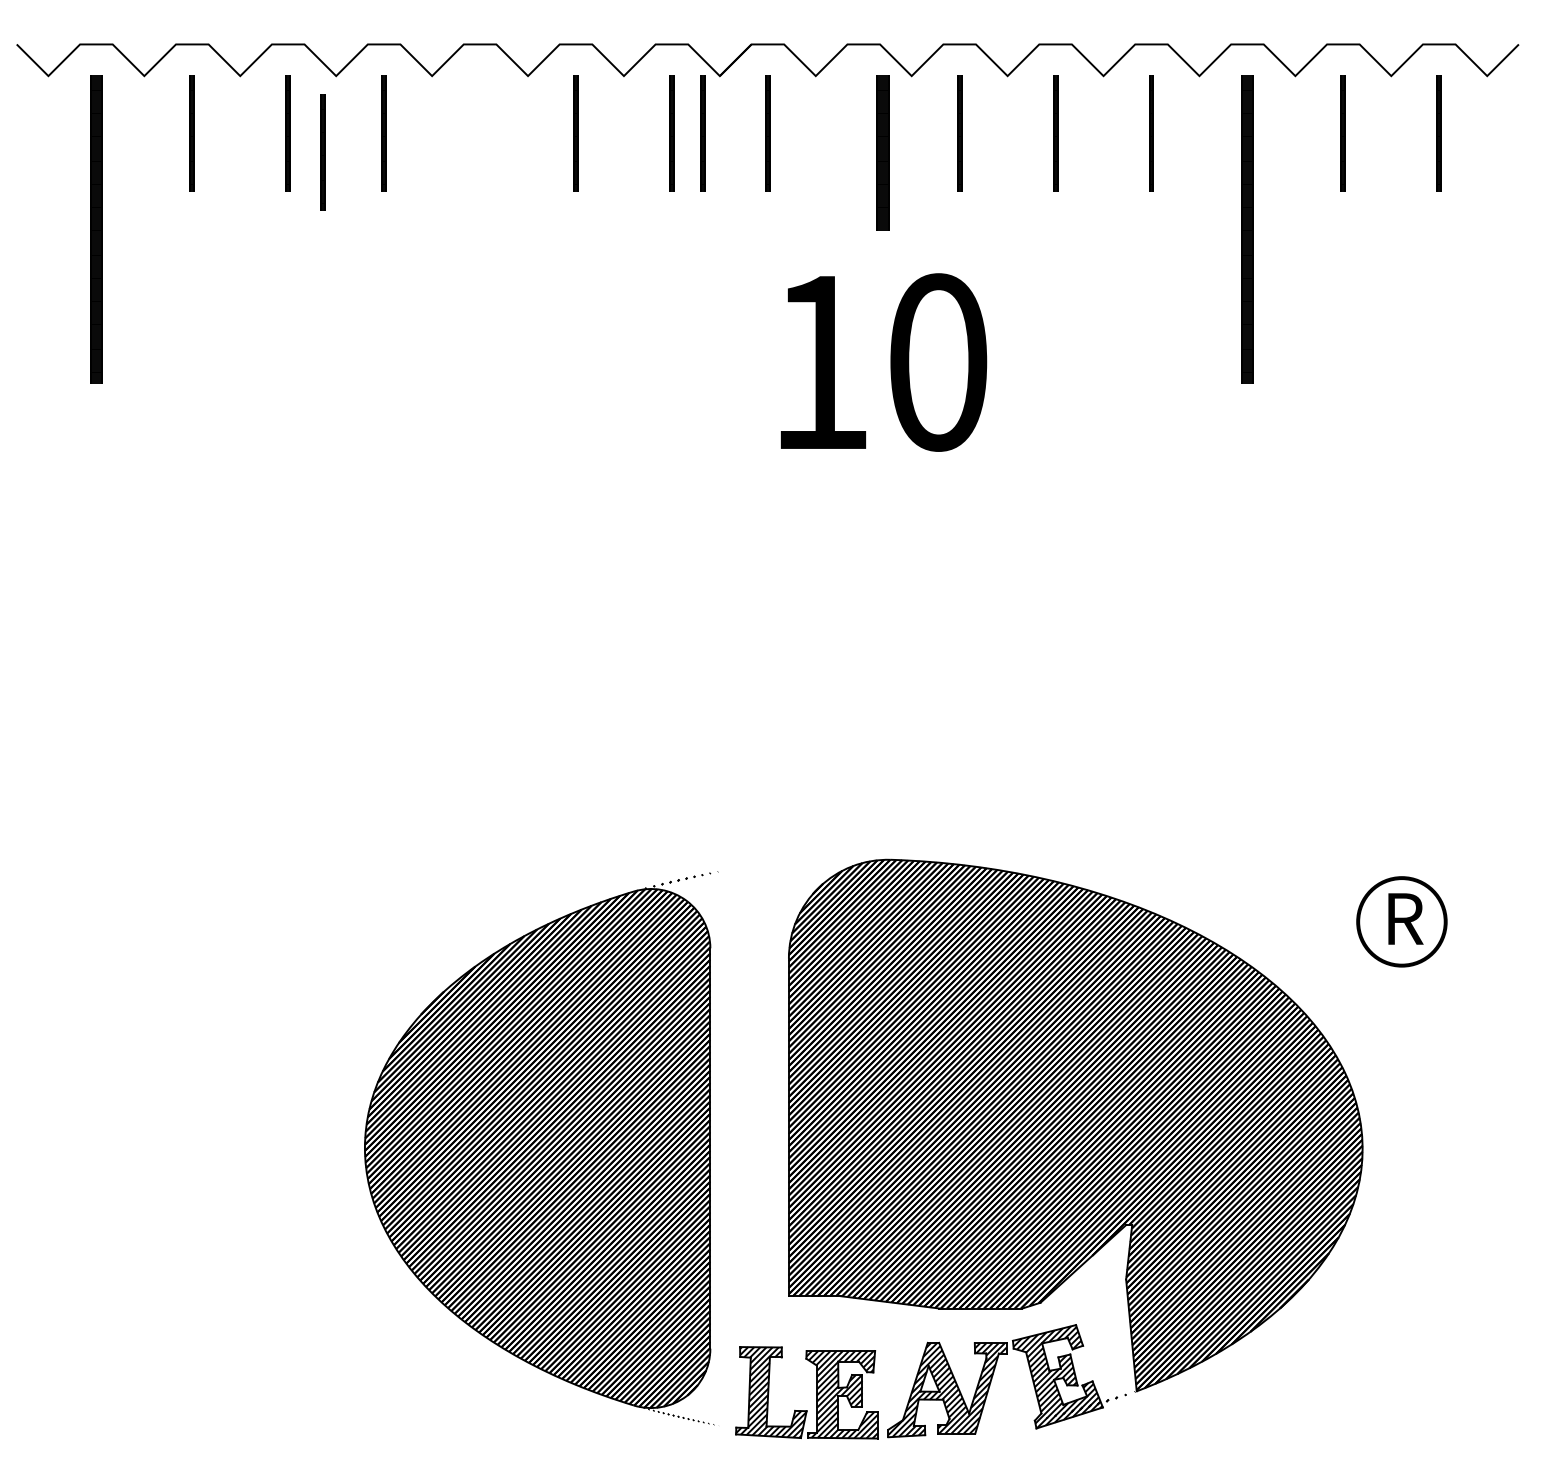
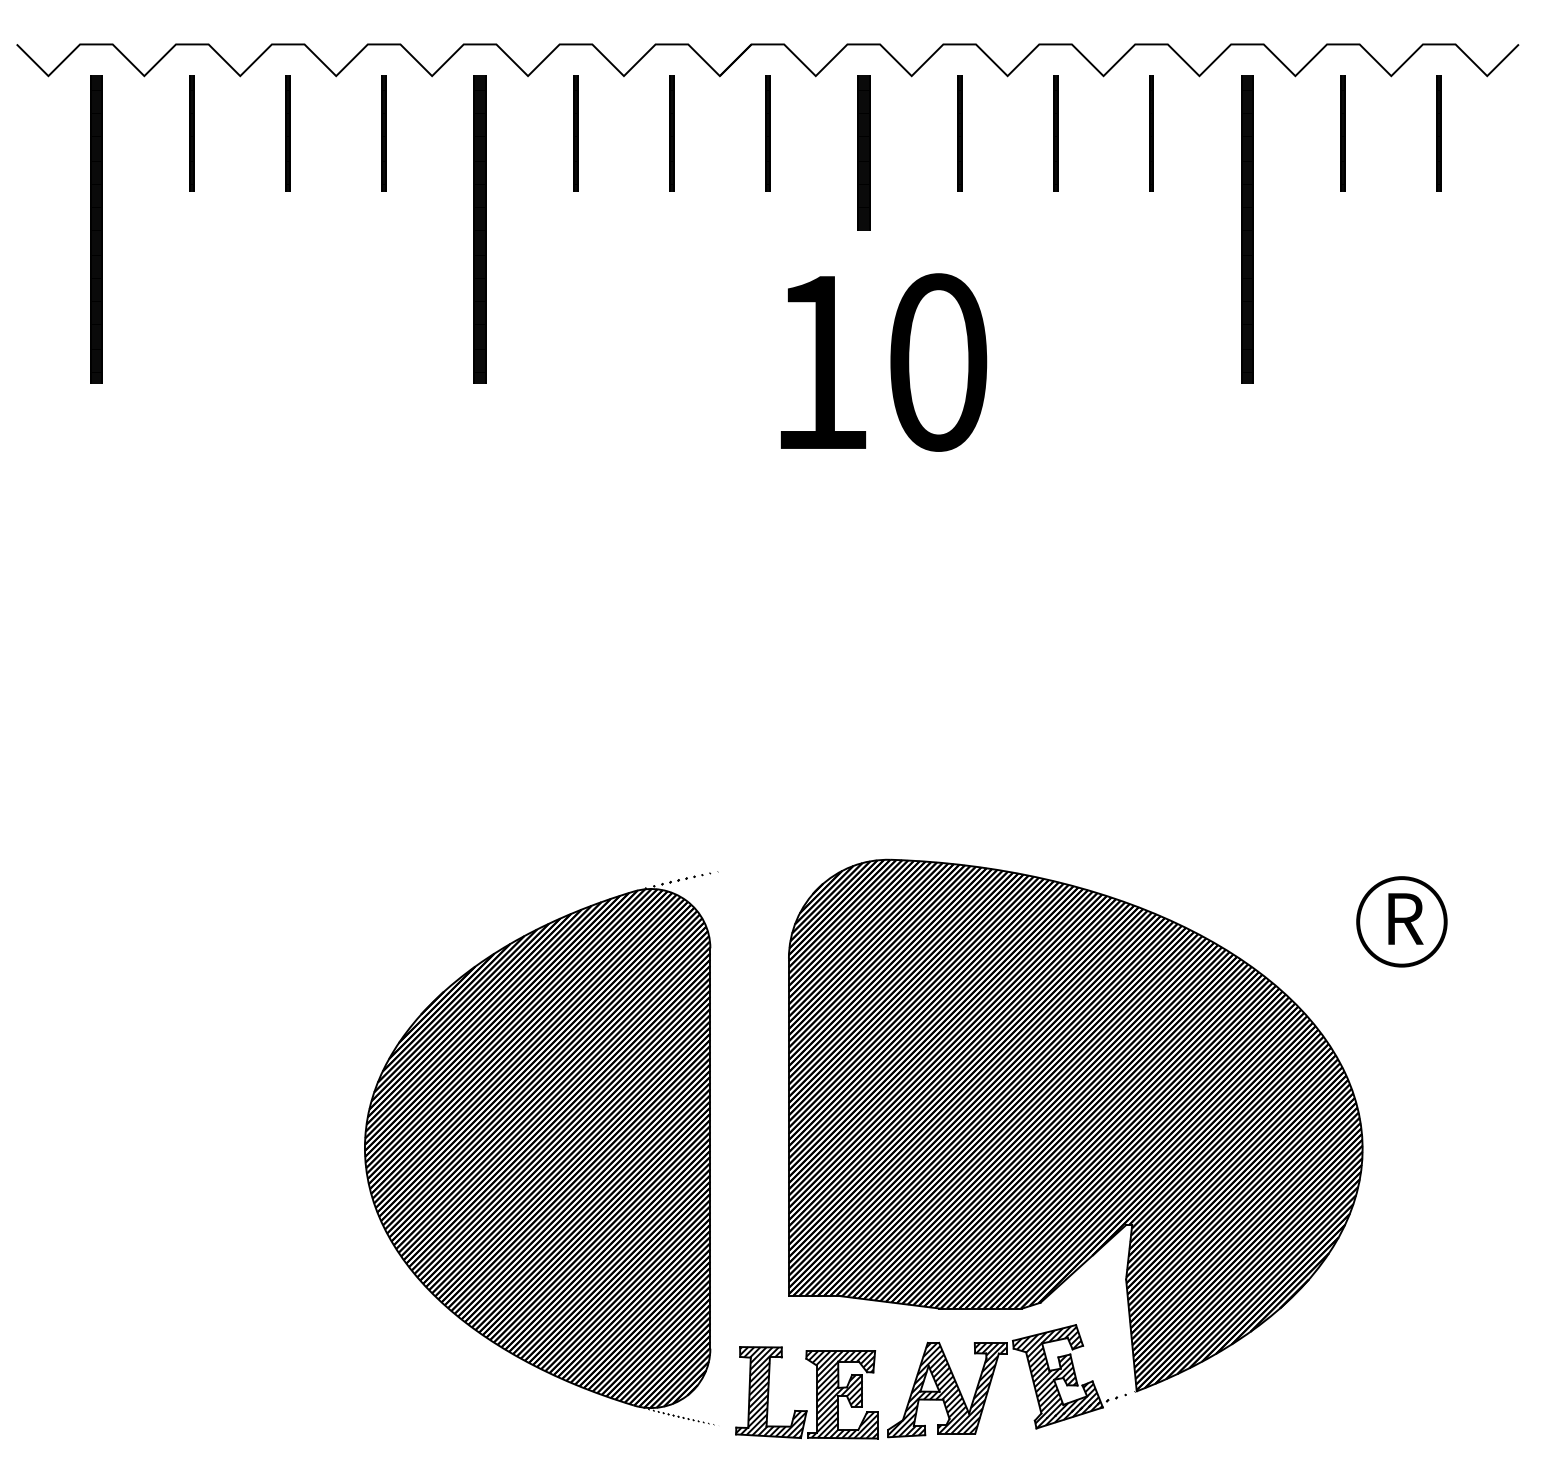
part: present -> none (702, 133)
part: present -> none (322, 152)
part position: (882, 152) -> (863, 152) (863, 152)
part: none -> present (479, 229)
